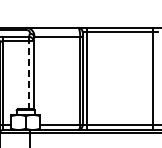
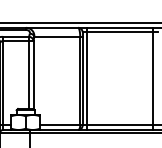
line: none -> present (80, 23)
line: dashed -> solid (29, 73)
